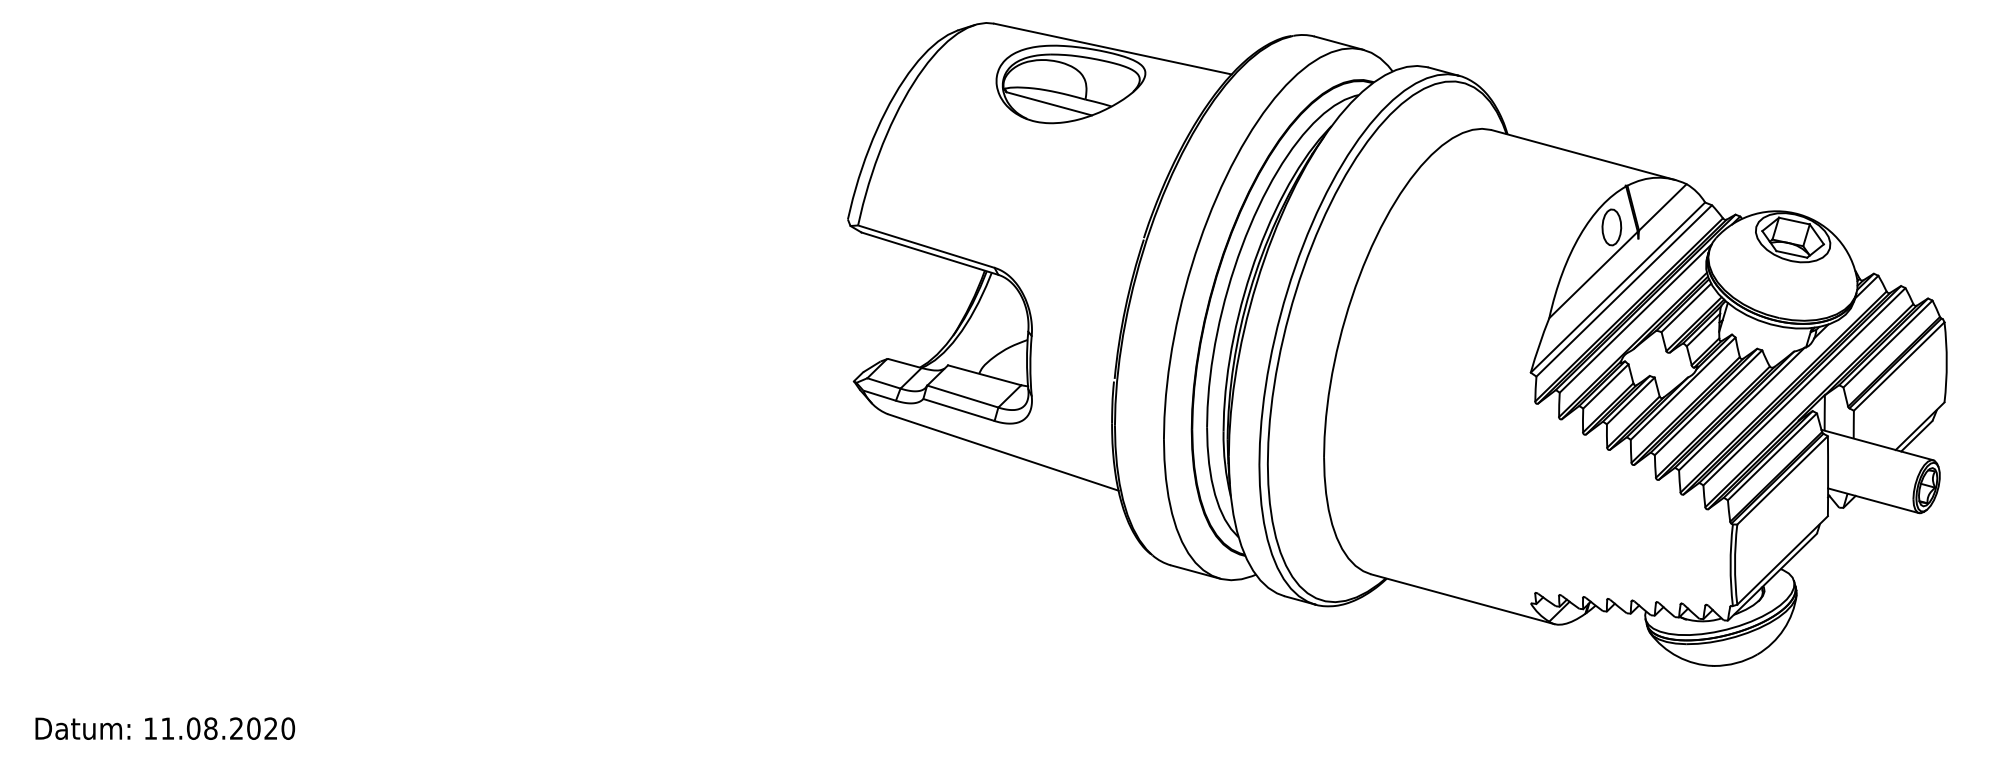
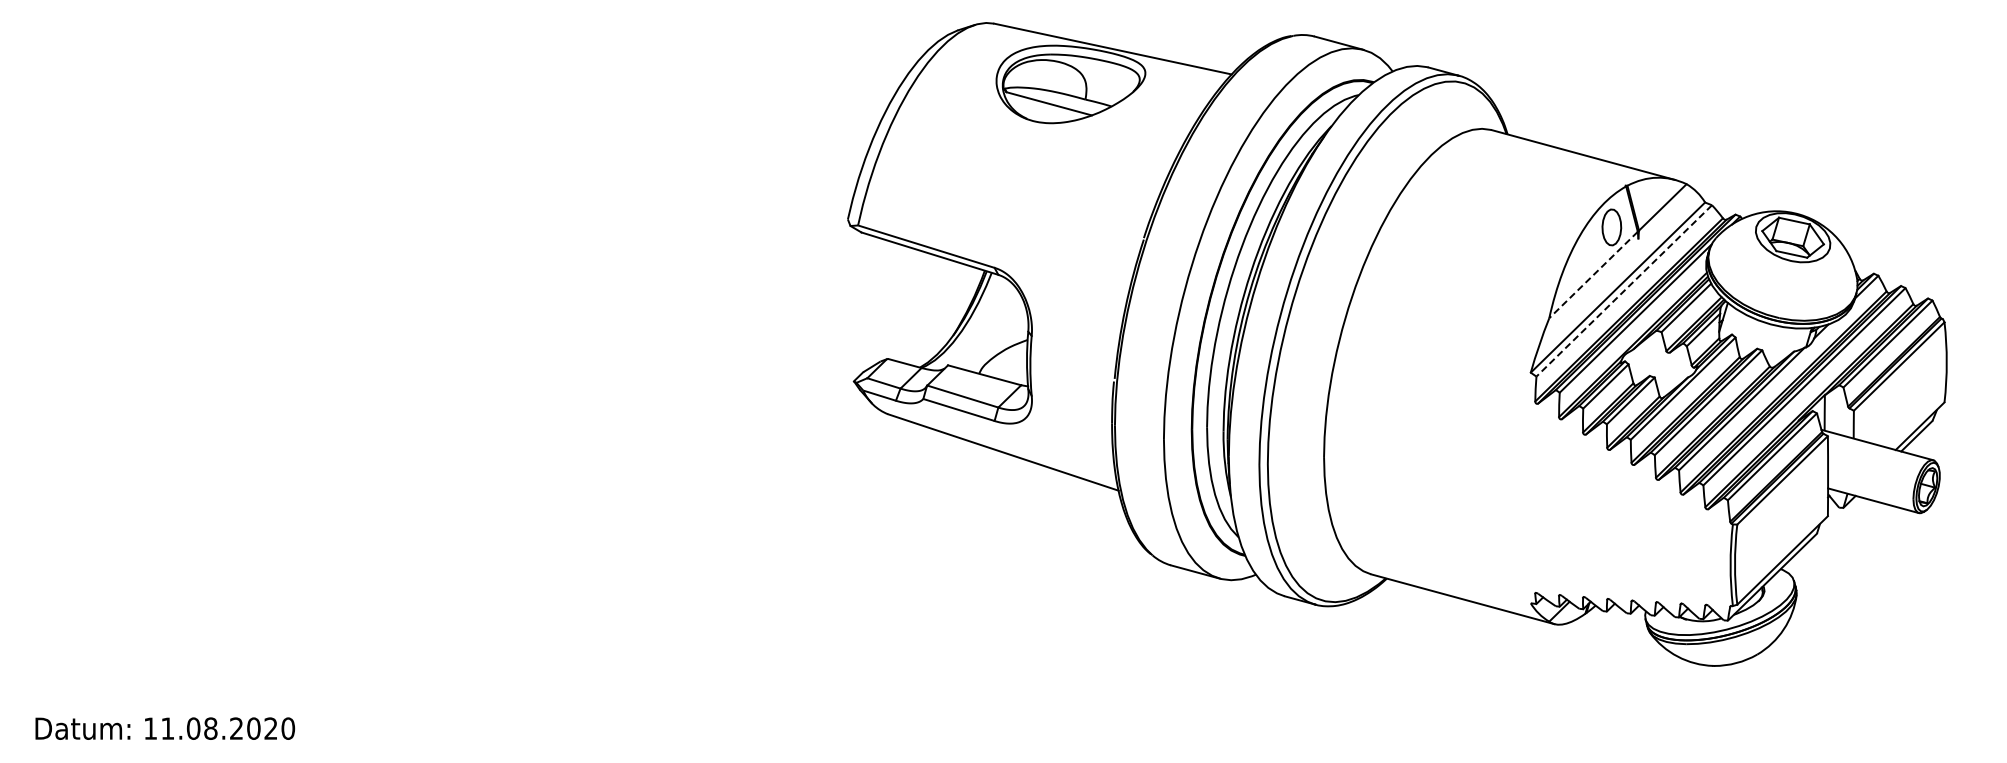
line: solid -> dashed (1593, 275)
line: solid -> dashed (1624, 290)
